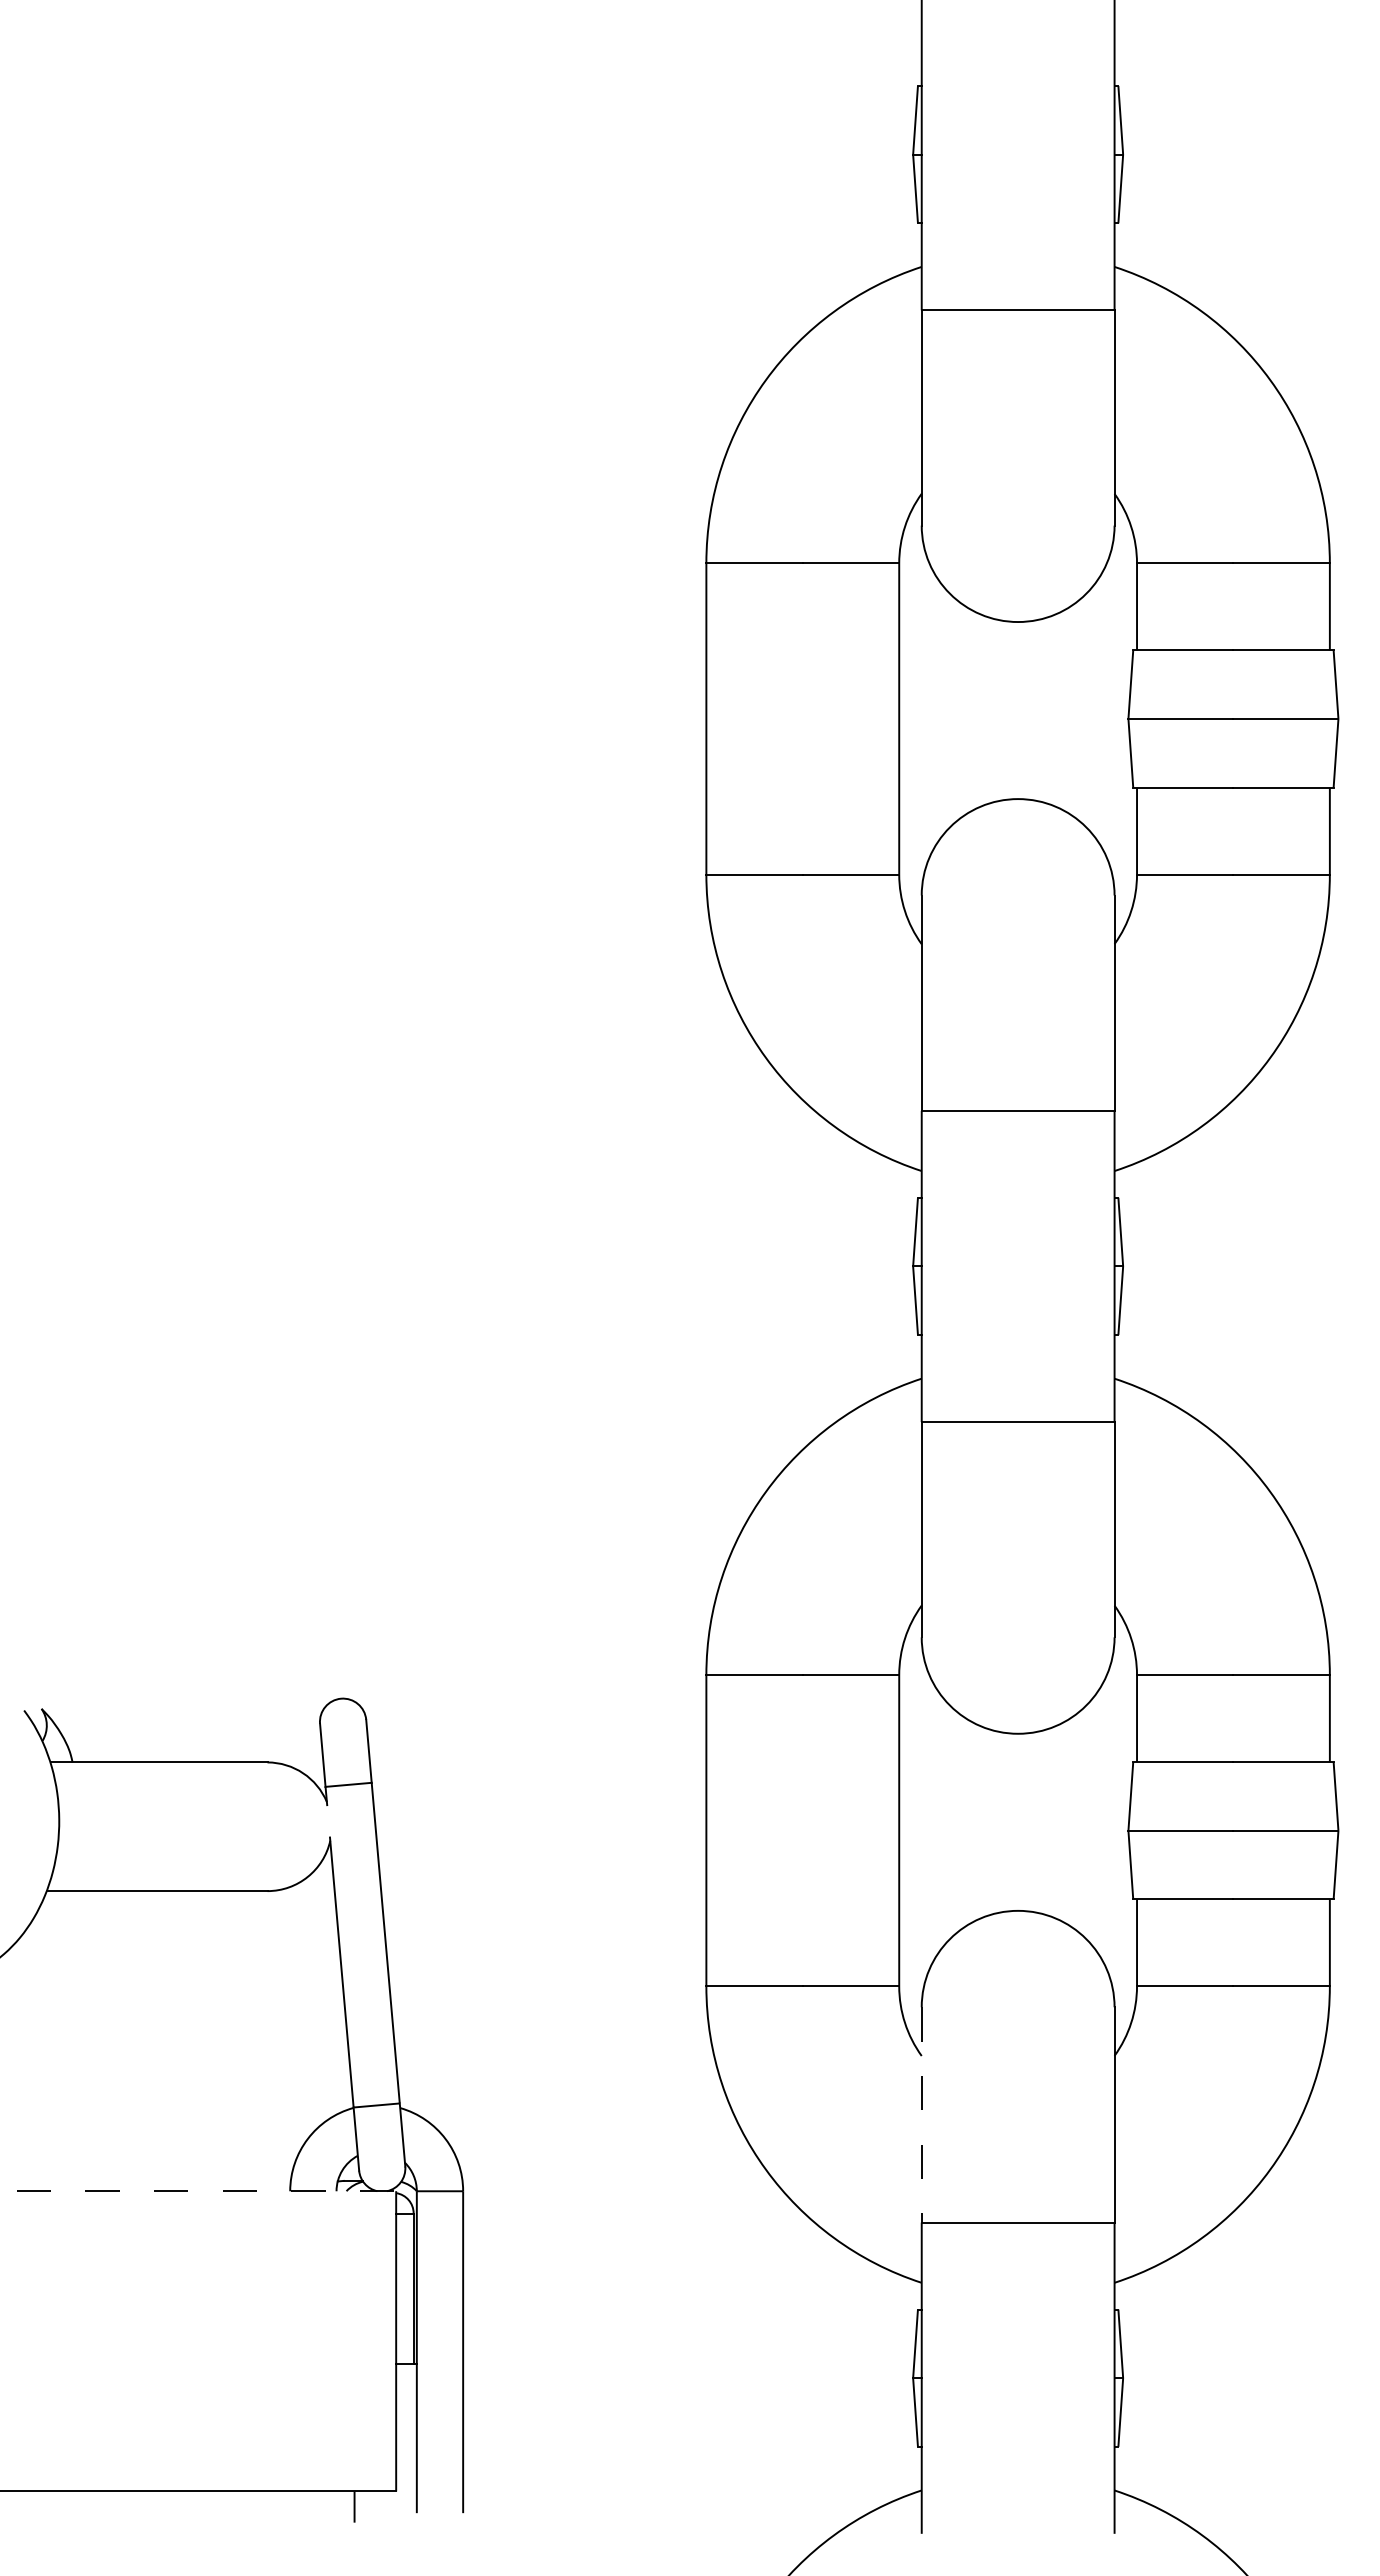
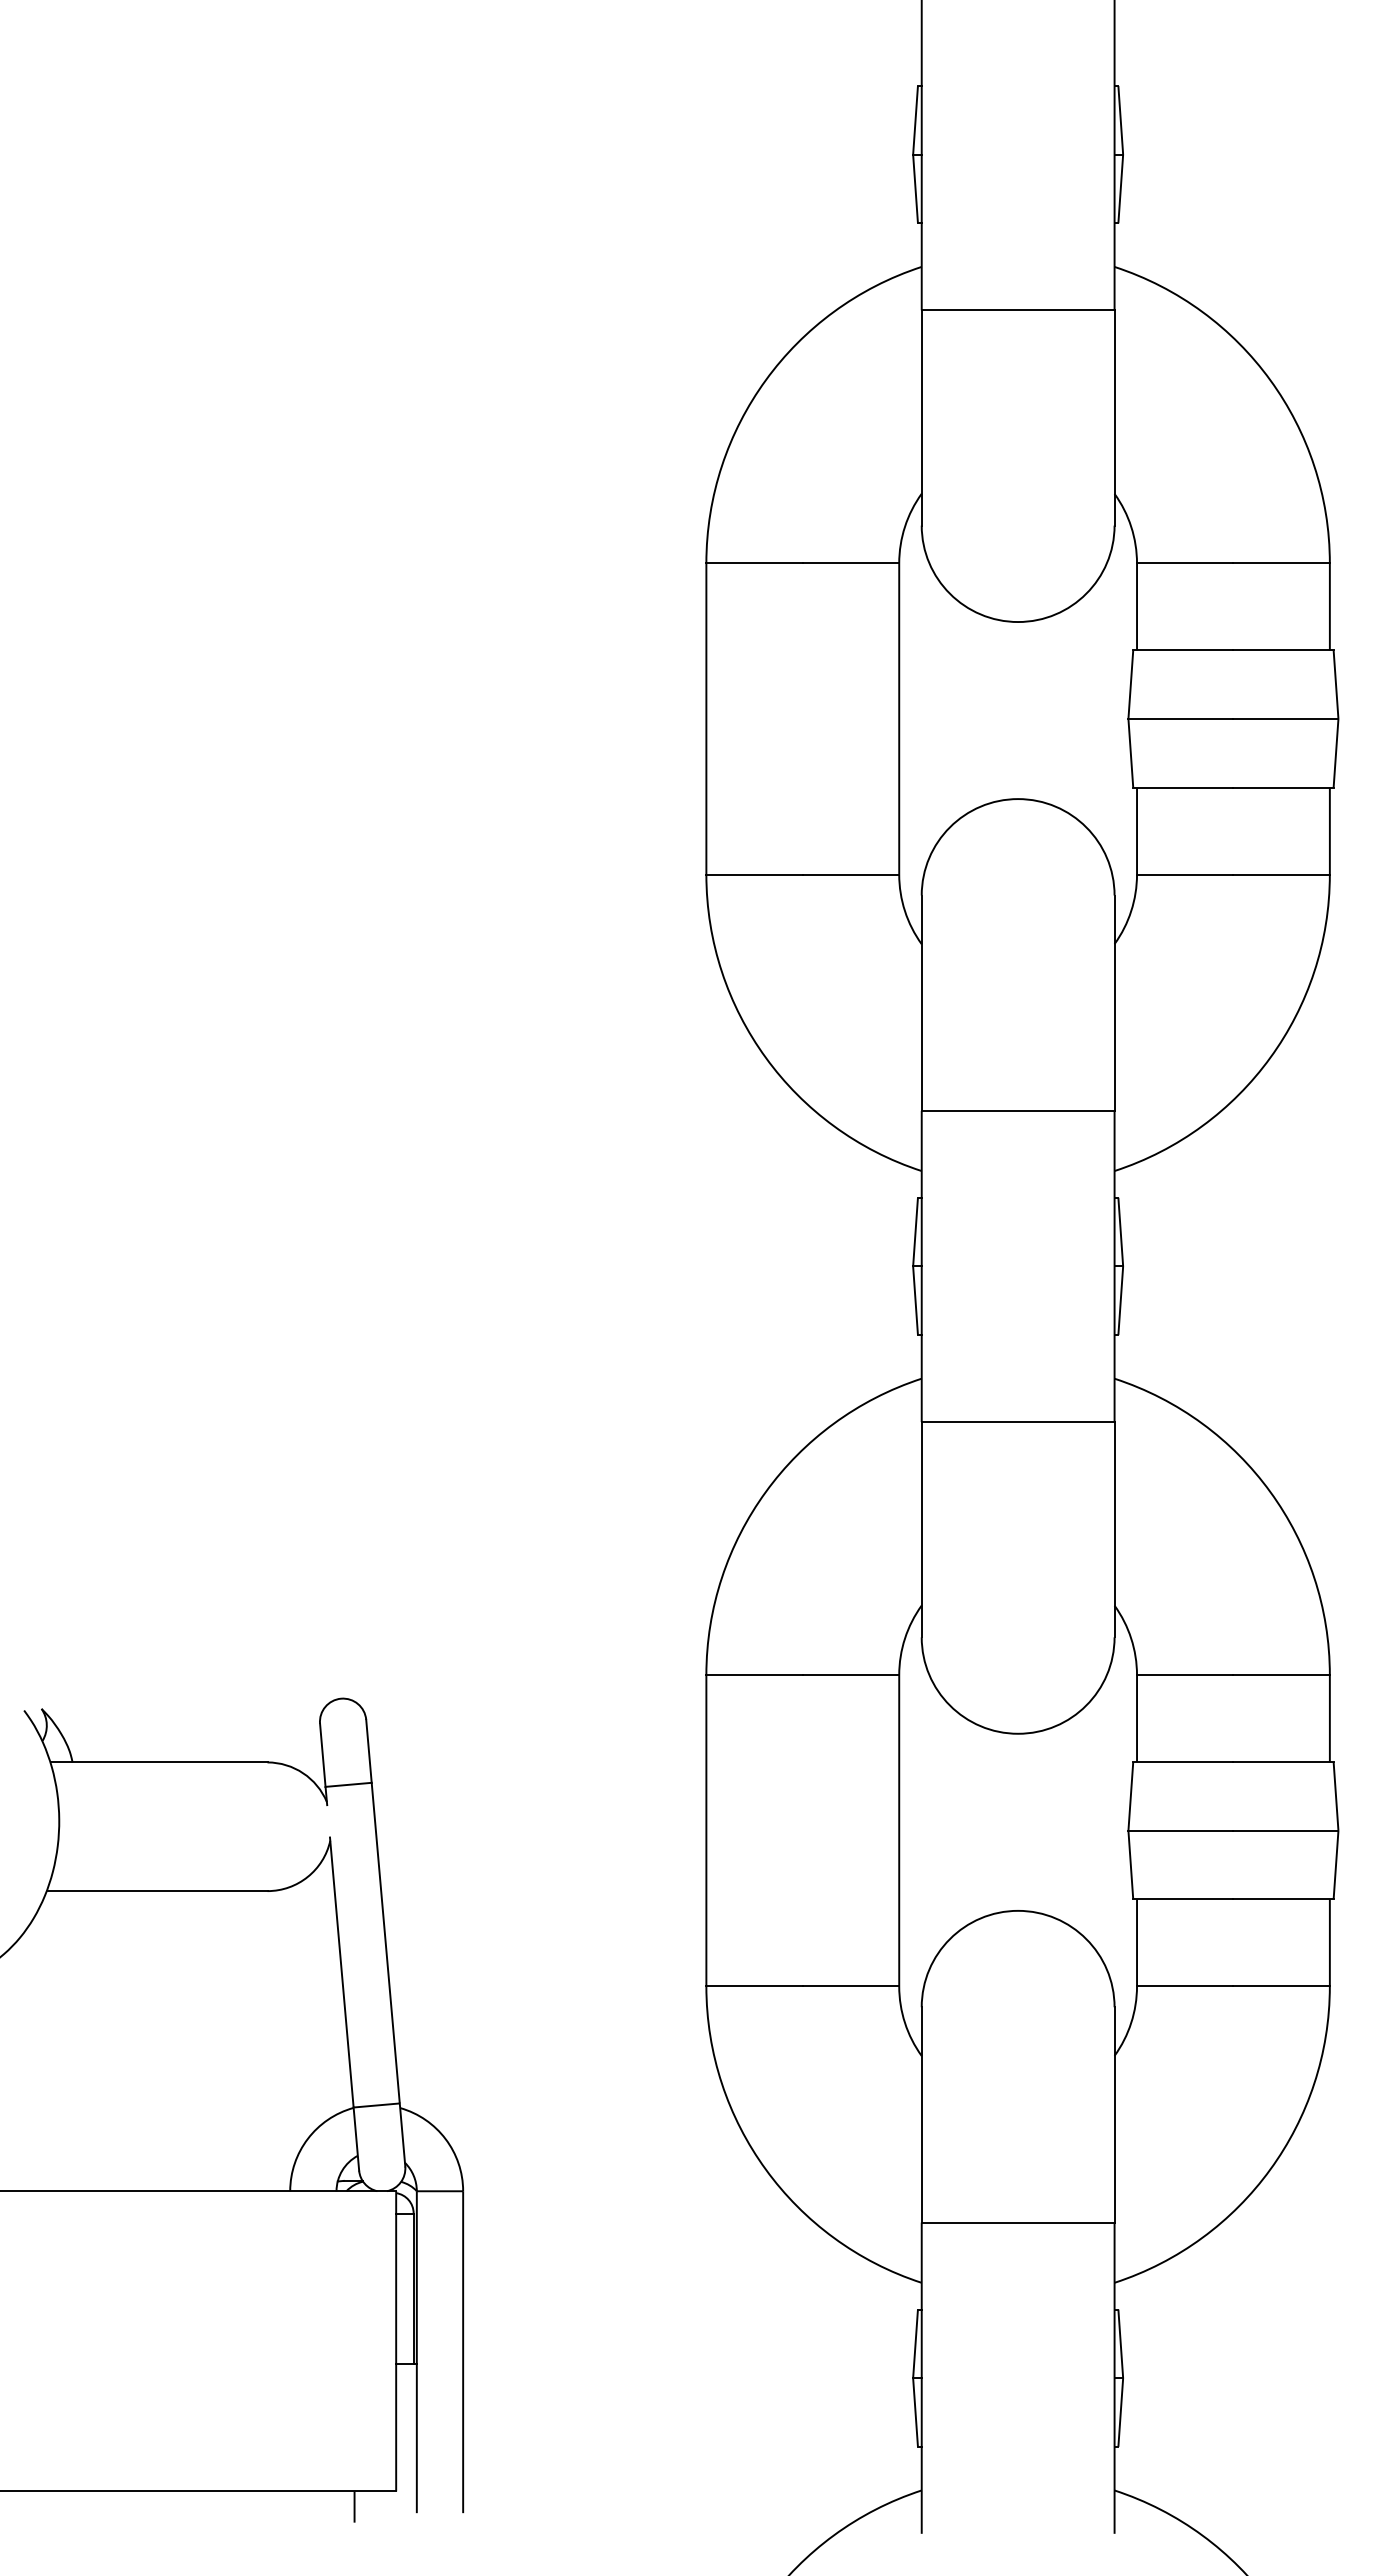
line: dashed -> solid (921, 2114)
line: dashed -> solid (198, 2191)
